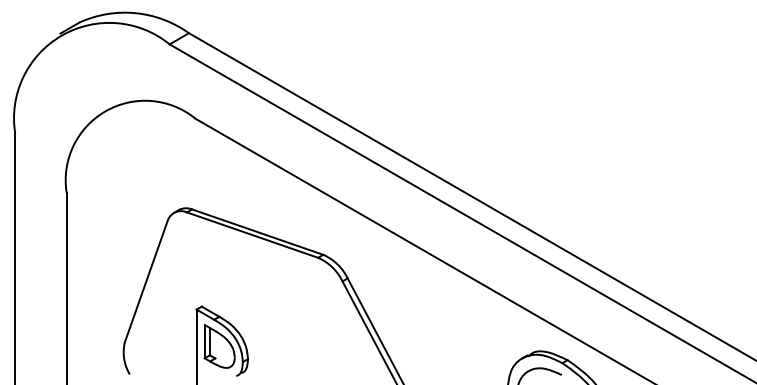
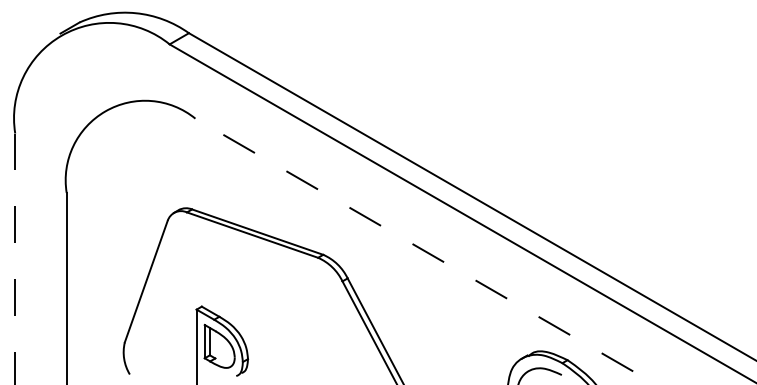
line: solid -> dashed (425, 251)
line: solid -> dashed (15, 259)
